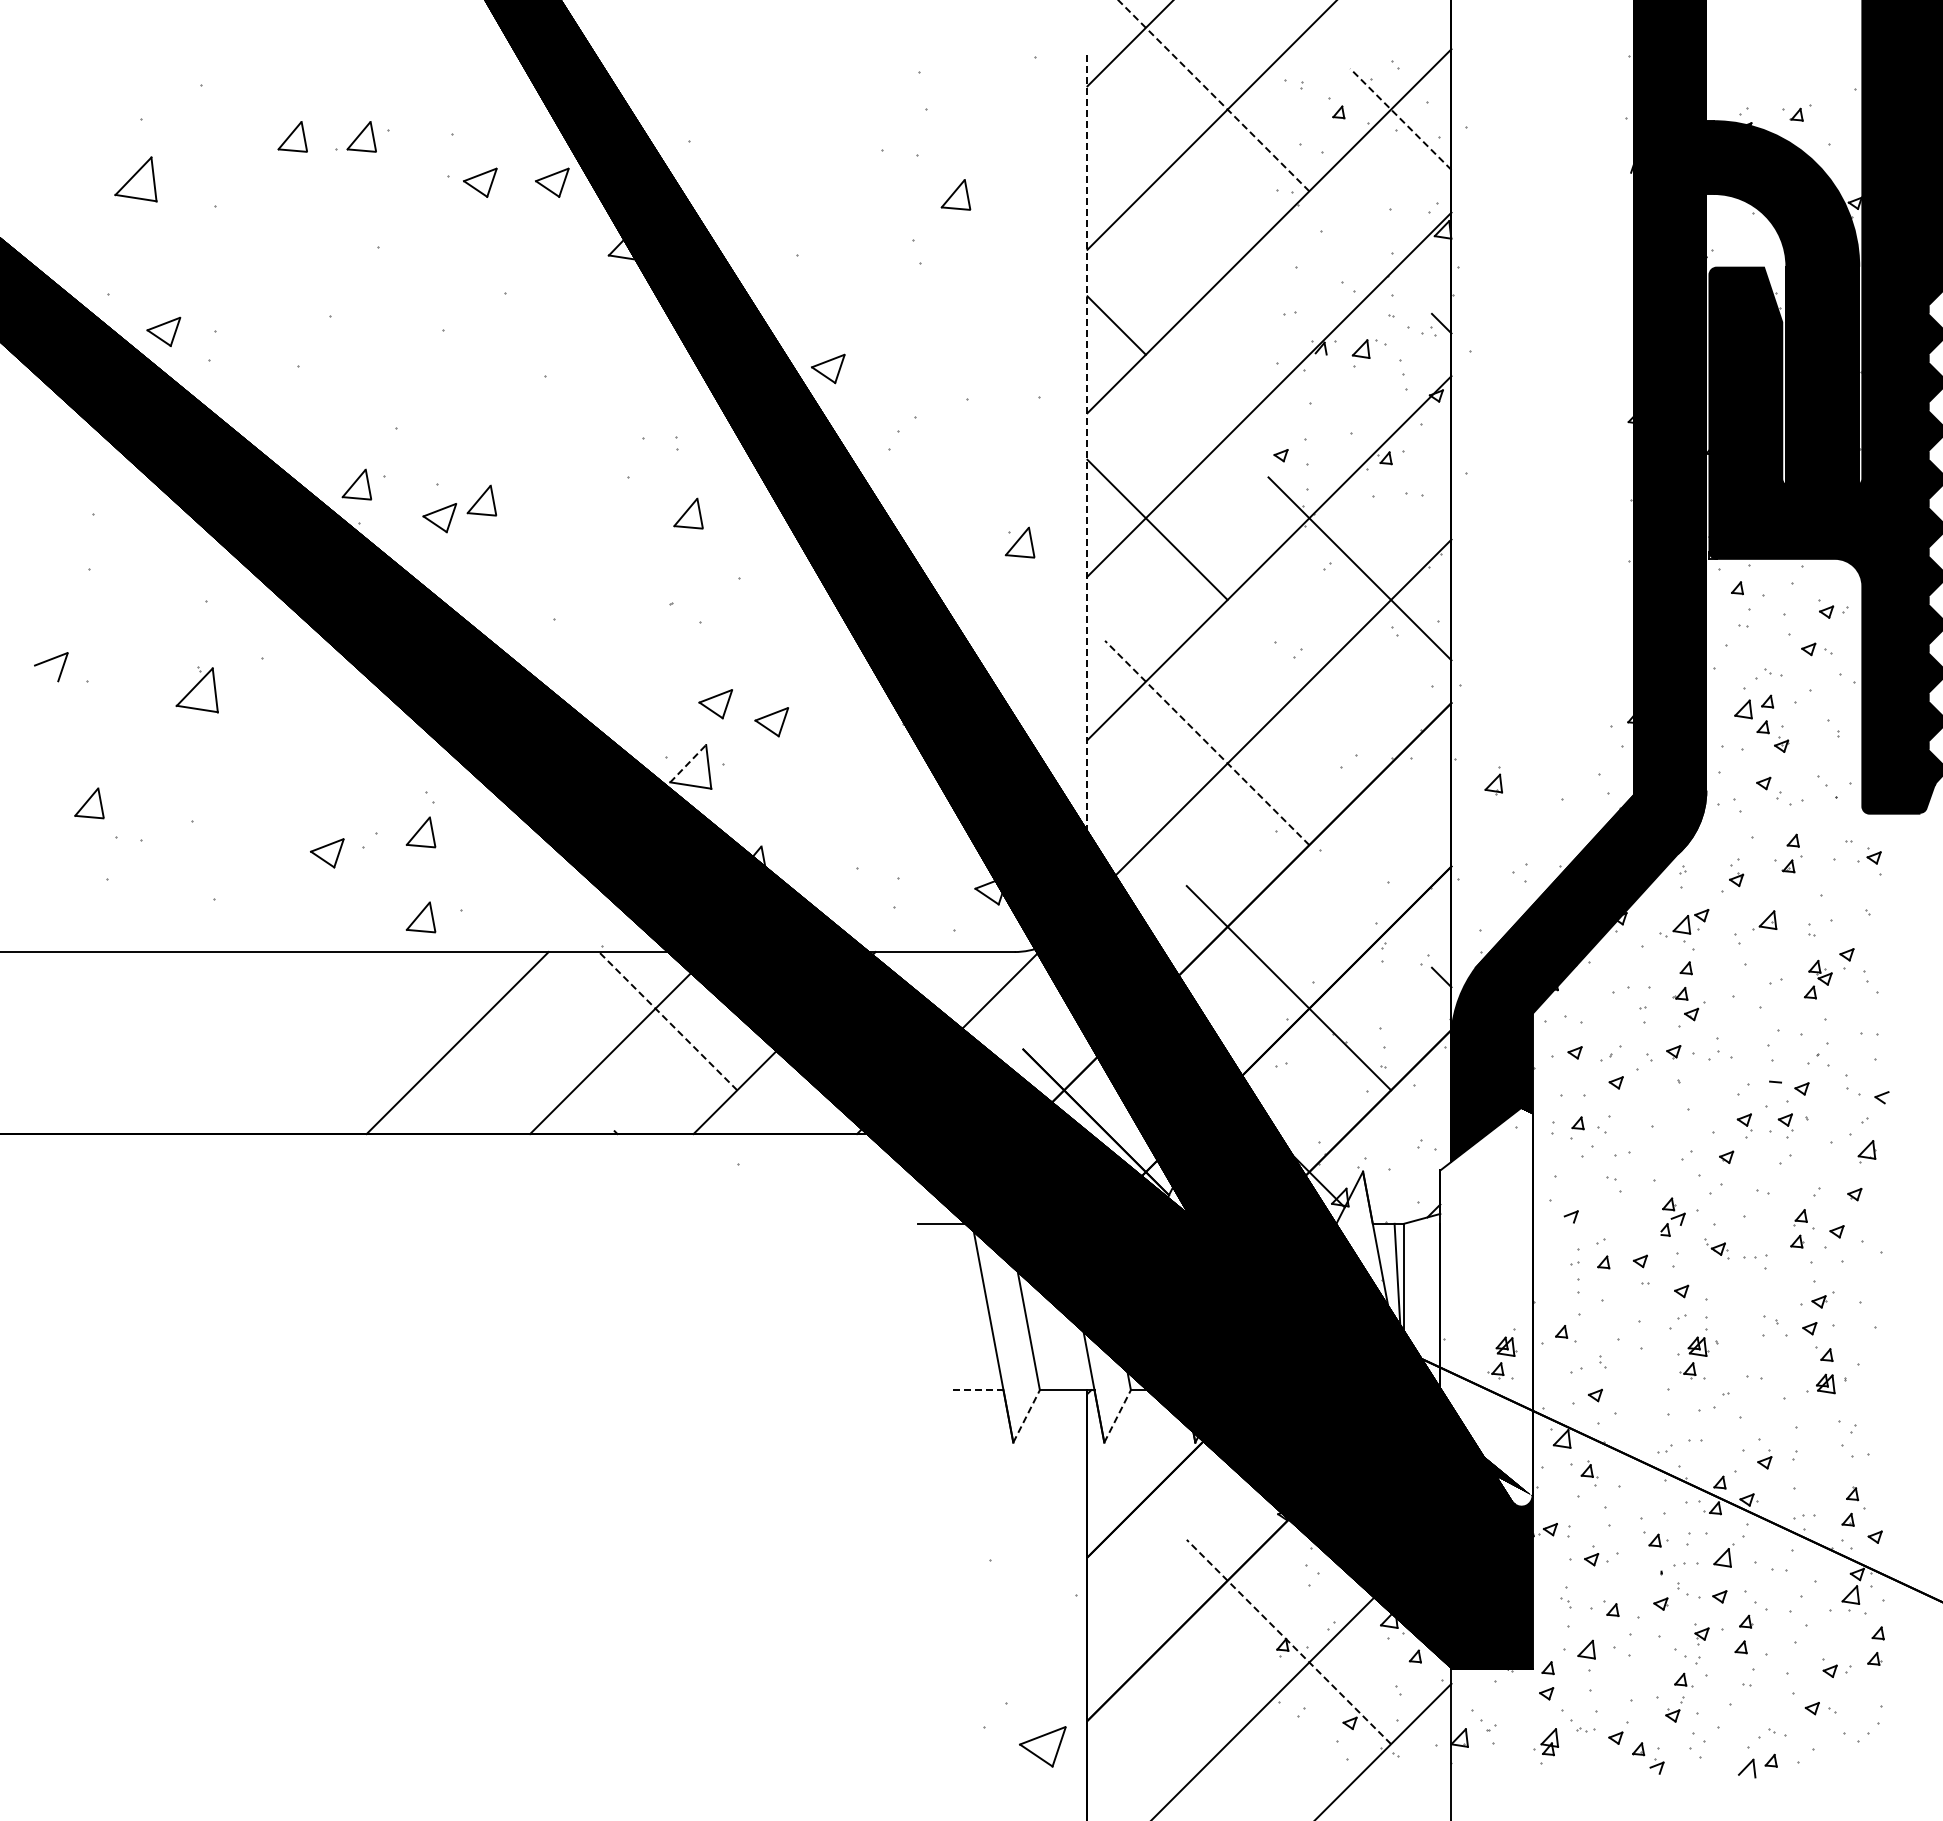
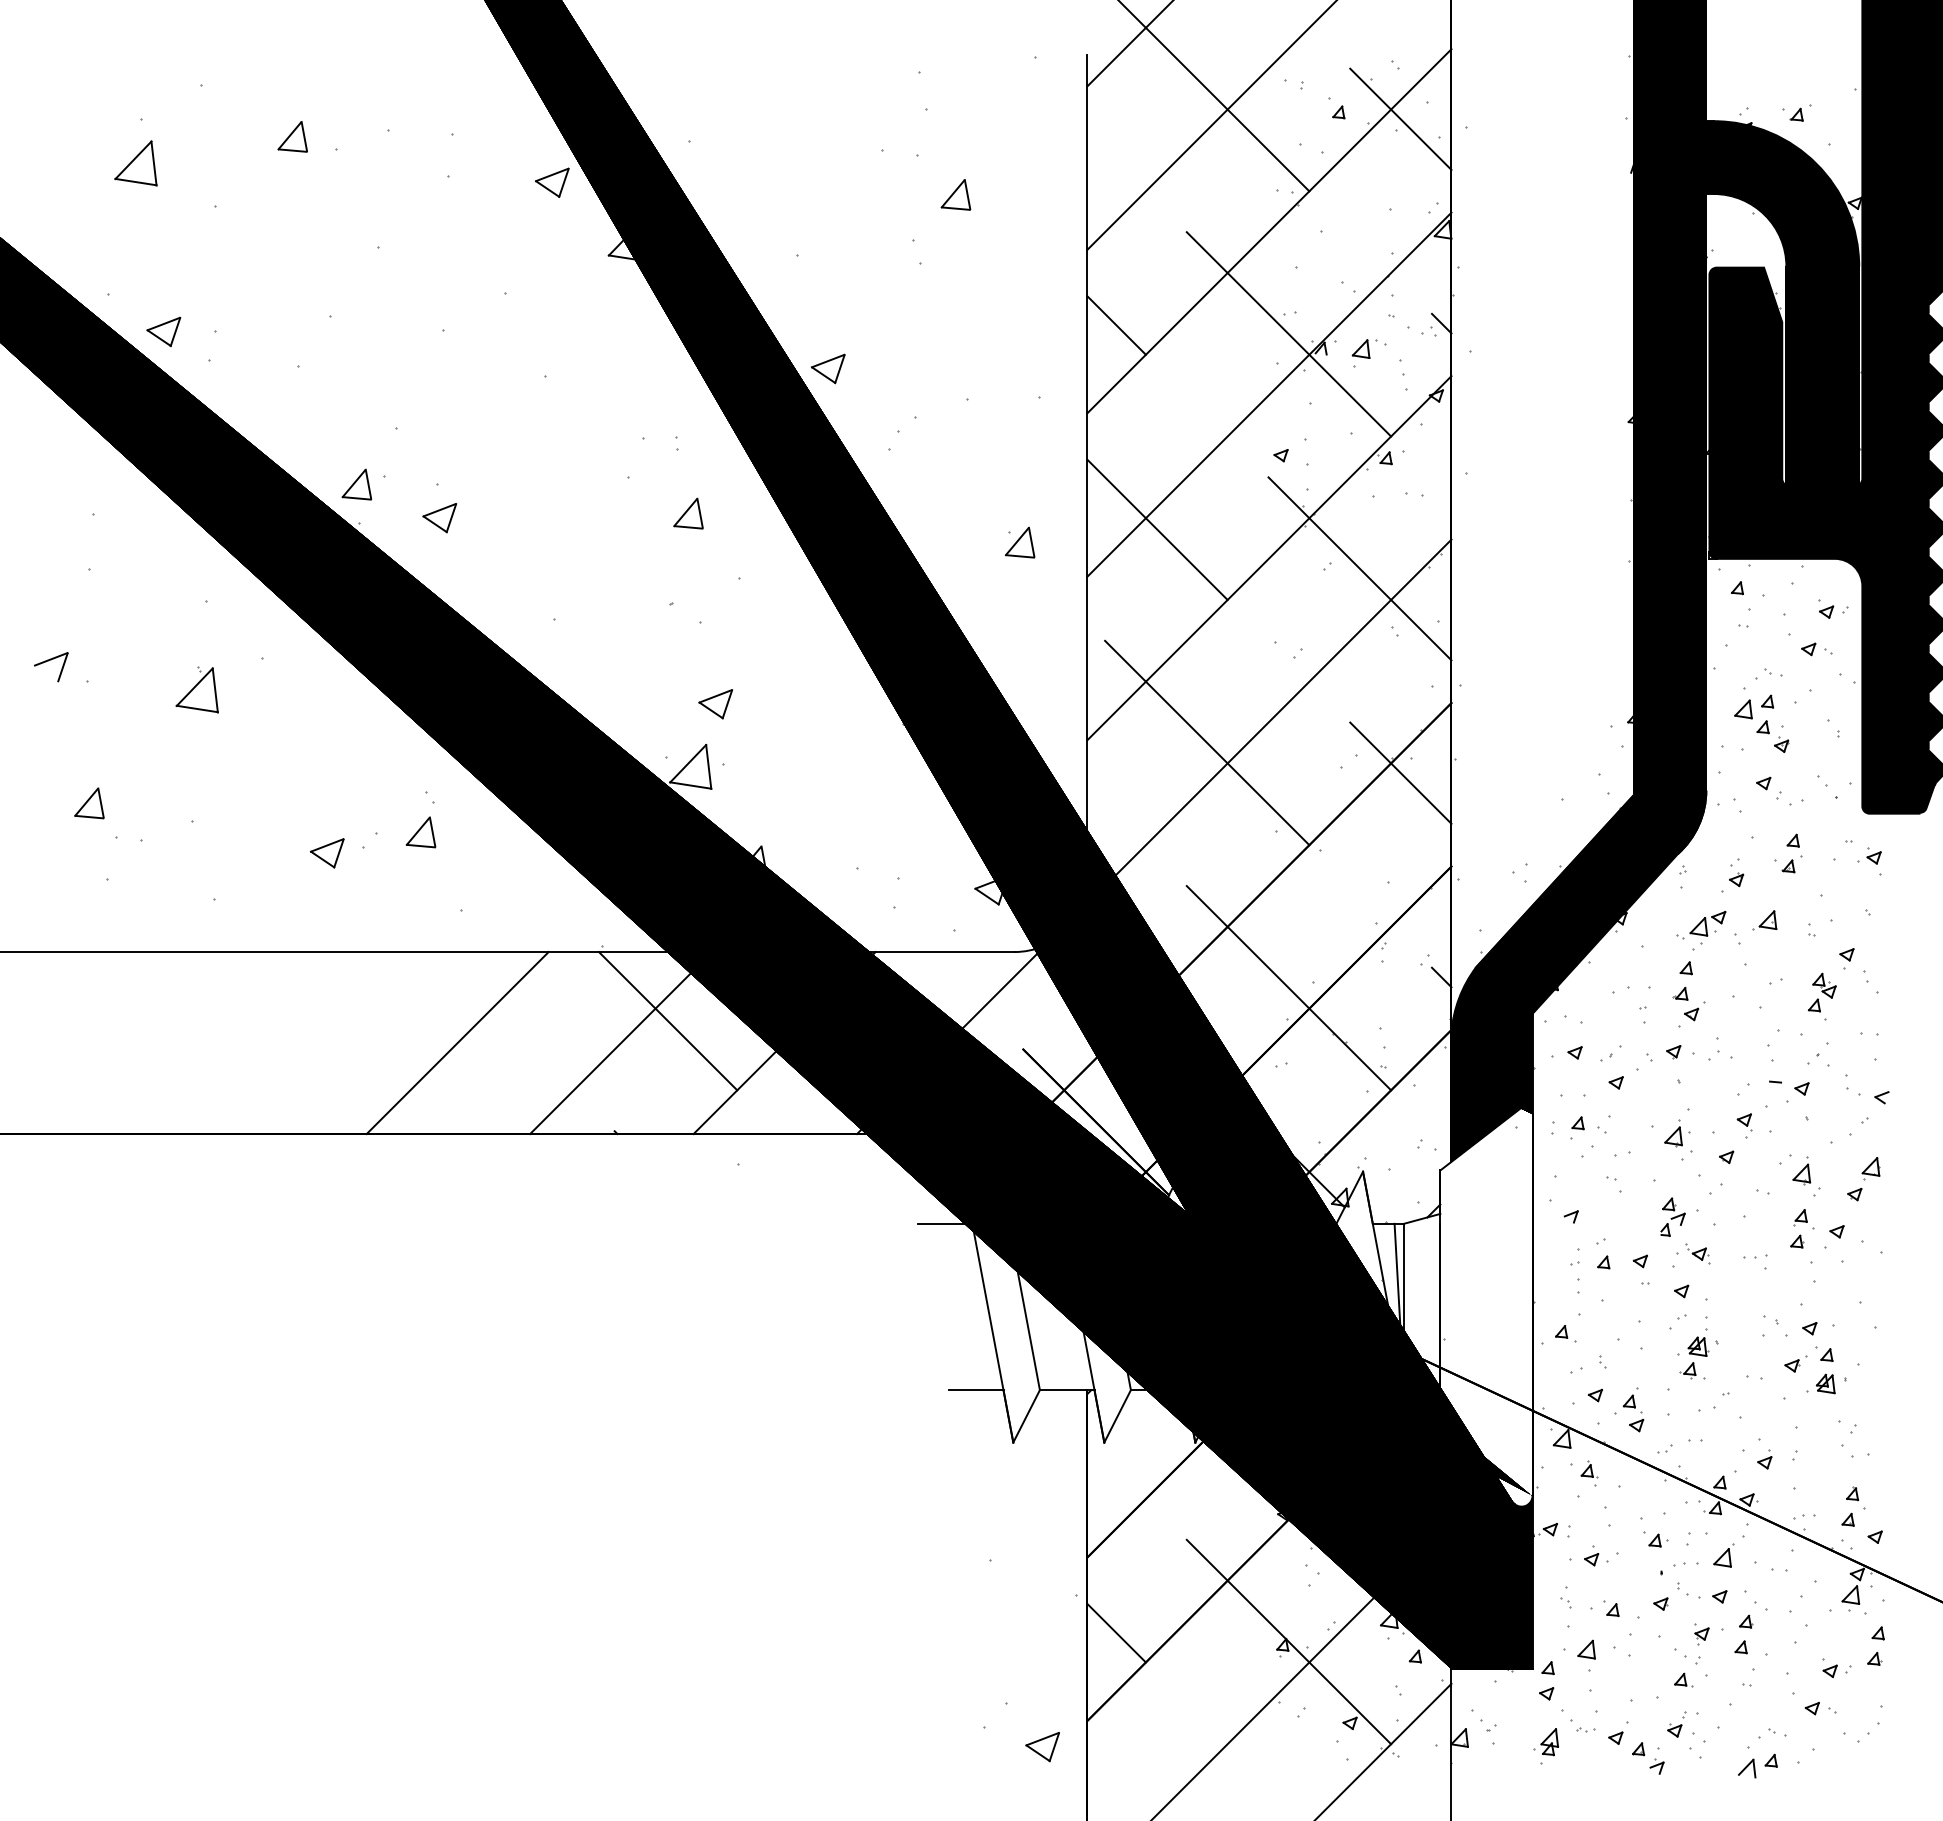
line: dashed -> solid (1213, 95)
line: dashed -> solid (1400, 119)
part: present -> none (361, 136)
part position: (135, 179) -> (135, 163) (135, 163)
part: present -> none (480, 182)
line: none -> present (1288, 334)
line: dashed -> solid (1087, 467)
part: present -> none (481, 500)
part: present -> none (771, 722)
line: dashed -> solid (1206, 742)
line: dashed -> solid (688, 763)
line: none -> present (1400, 772)
part position: (1493, 780) -> (1801, 1170) (1801, 1170)
part: present -> none (420, 917)
part position: (1684, 925) -> (1701, 927) (1701, 927)
part position: (1817, 979) -> (1821, 992) (1821, 992)
line: dashed -> solid (668, 1021)
part: present -> none (1785, 1125)
part: none -> present (1677, 1133)
part position: (1866, 1151) -> (1870, 1168) (1870, 1168)
part position: (1716, 1248) -> (1697, 1253) (1697, 1253)
part position: (1822, 1299) -> (1795, 1363) (1795, 1363)
part: present -> none (1502, 1353)
line: dashed -> solid (975, 1390)
part: none -> present (1633, 1409)
line: dashed -> solid (1026, 1415)
line: dashed -> solid (1117, 1415)
line: none -> present (1116, 1632)
line: dashed -> solid (1288, 1641)
part position: (1674, 1709) -> (1676, 1724) (1676, 1724)
part size: 48x42 px -> 35x31 px (1042, 1747)
